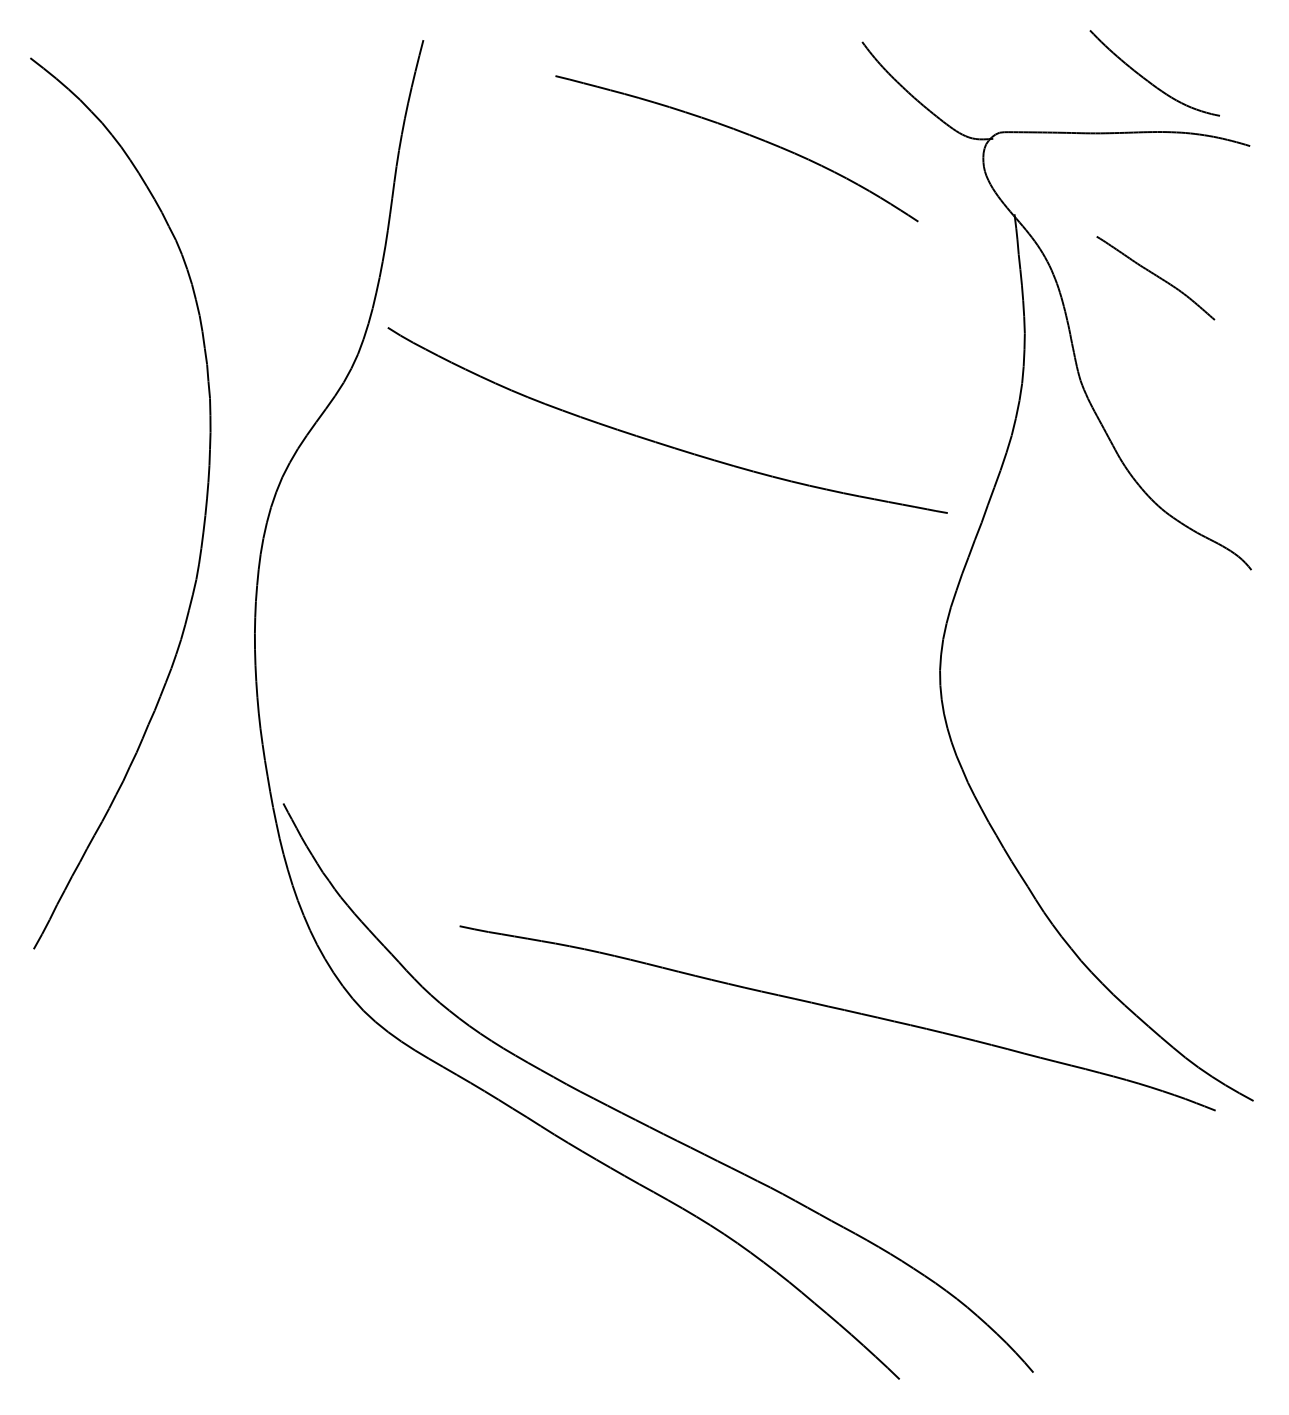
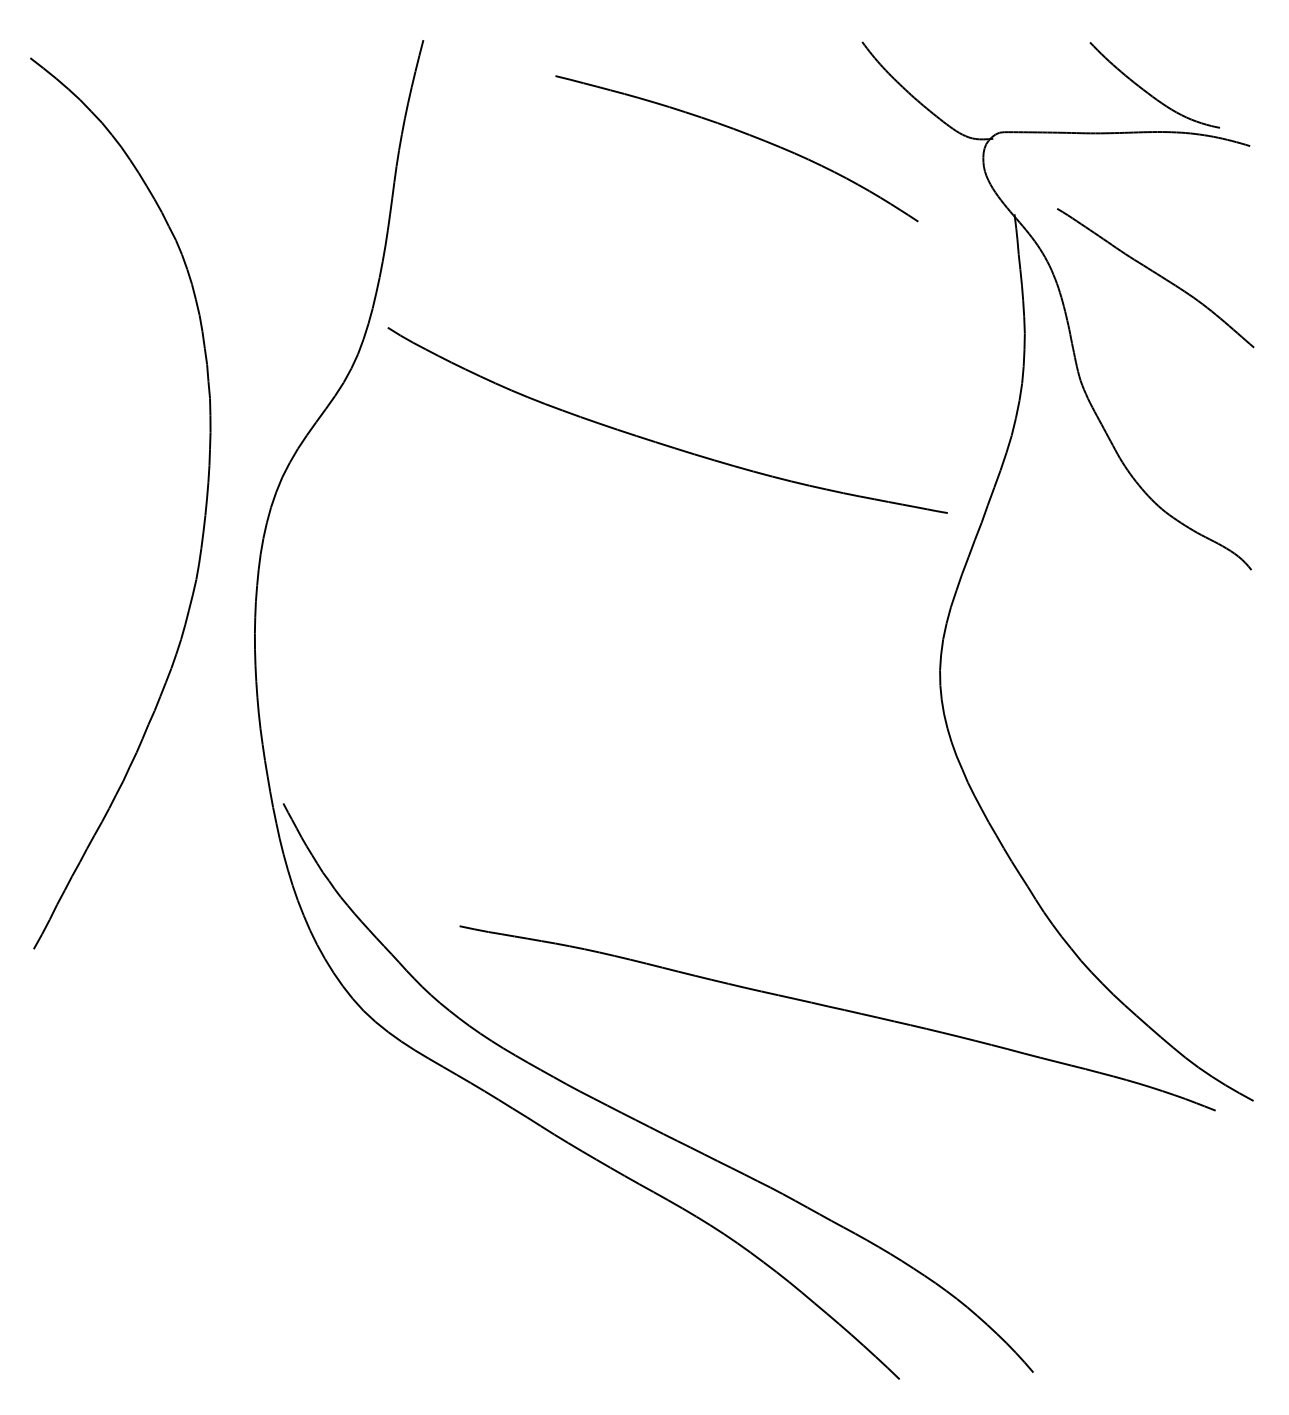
part position: (1150, 81) -> (1150, 93) (1150, 93)
part size: 120x85 px -> 198x141 px (1155, 278)
